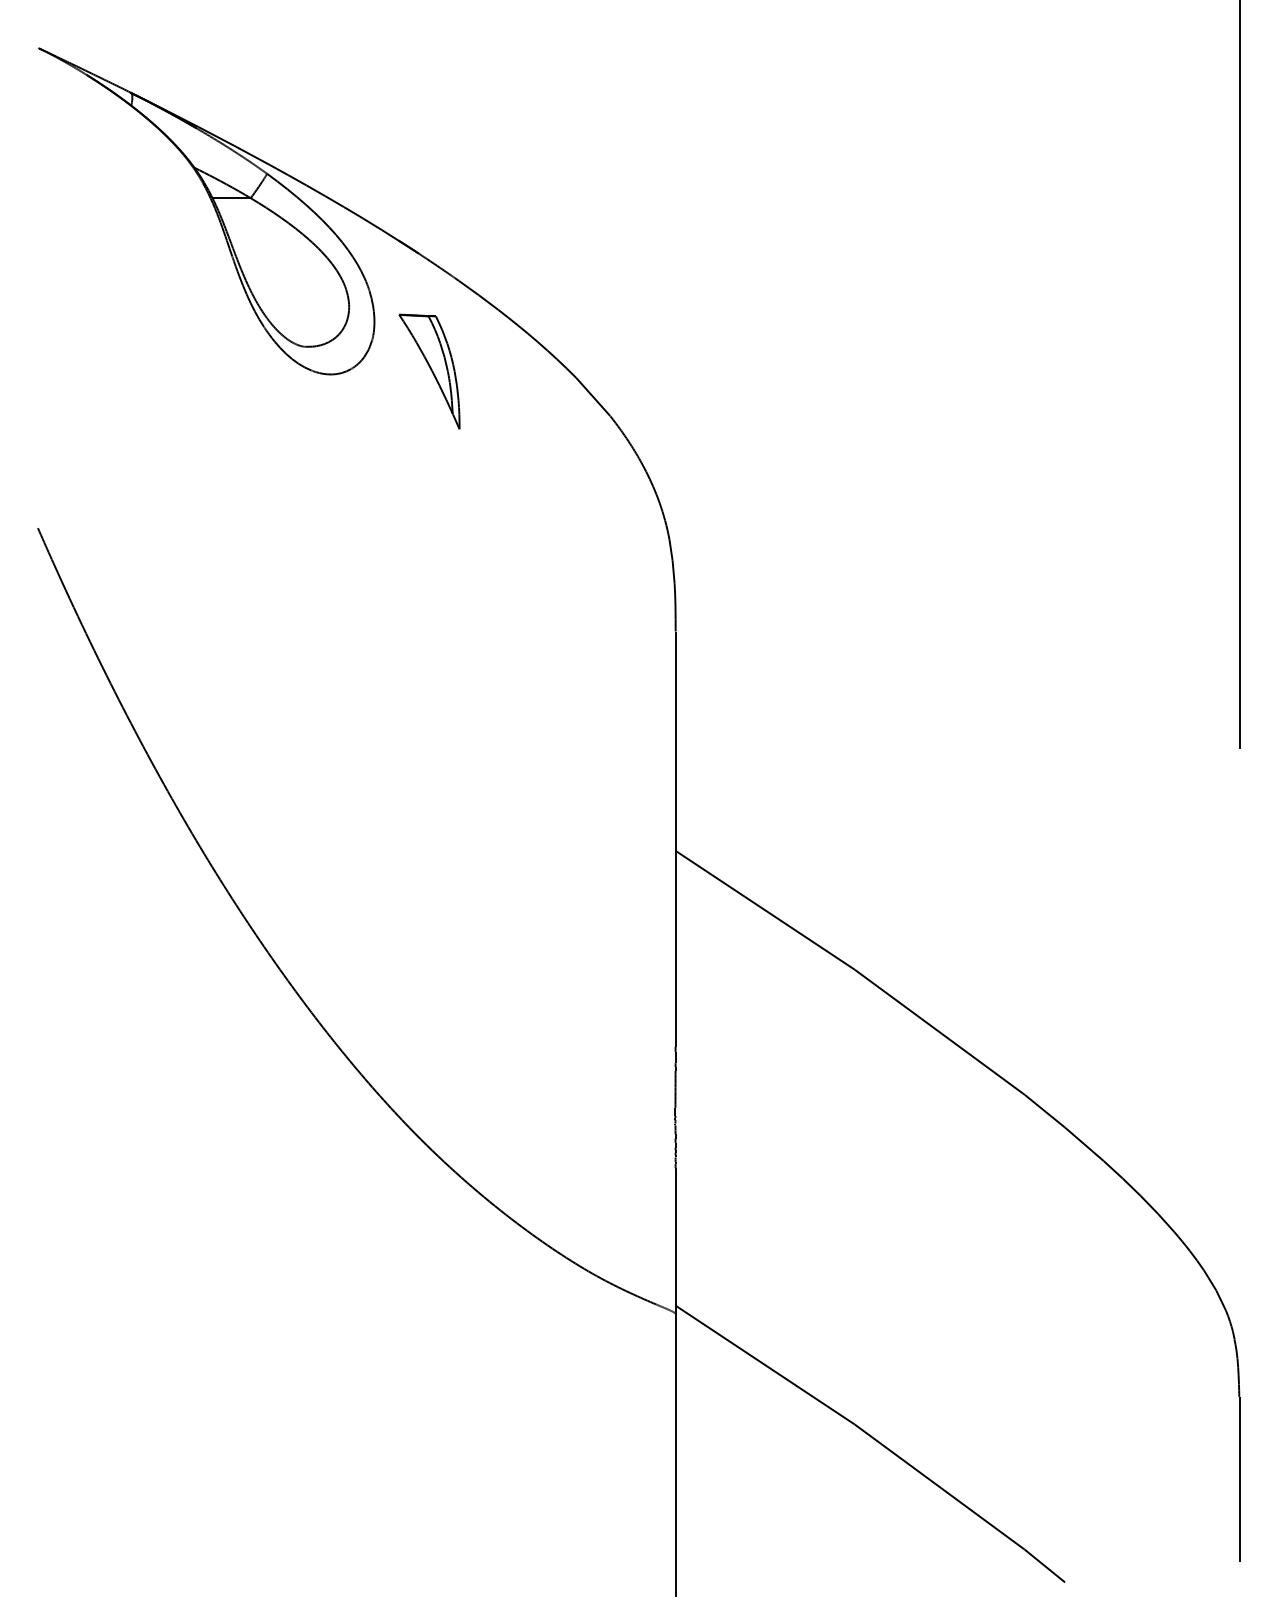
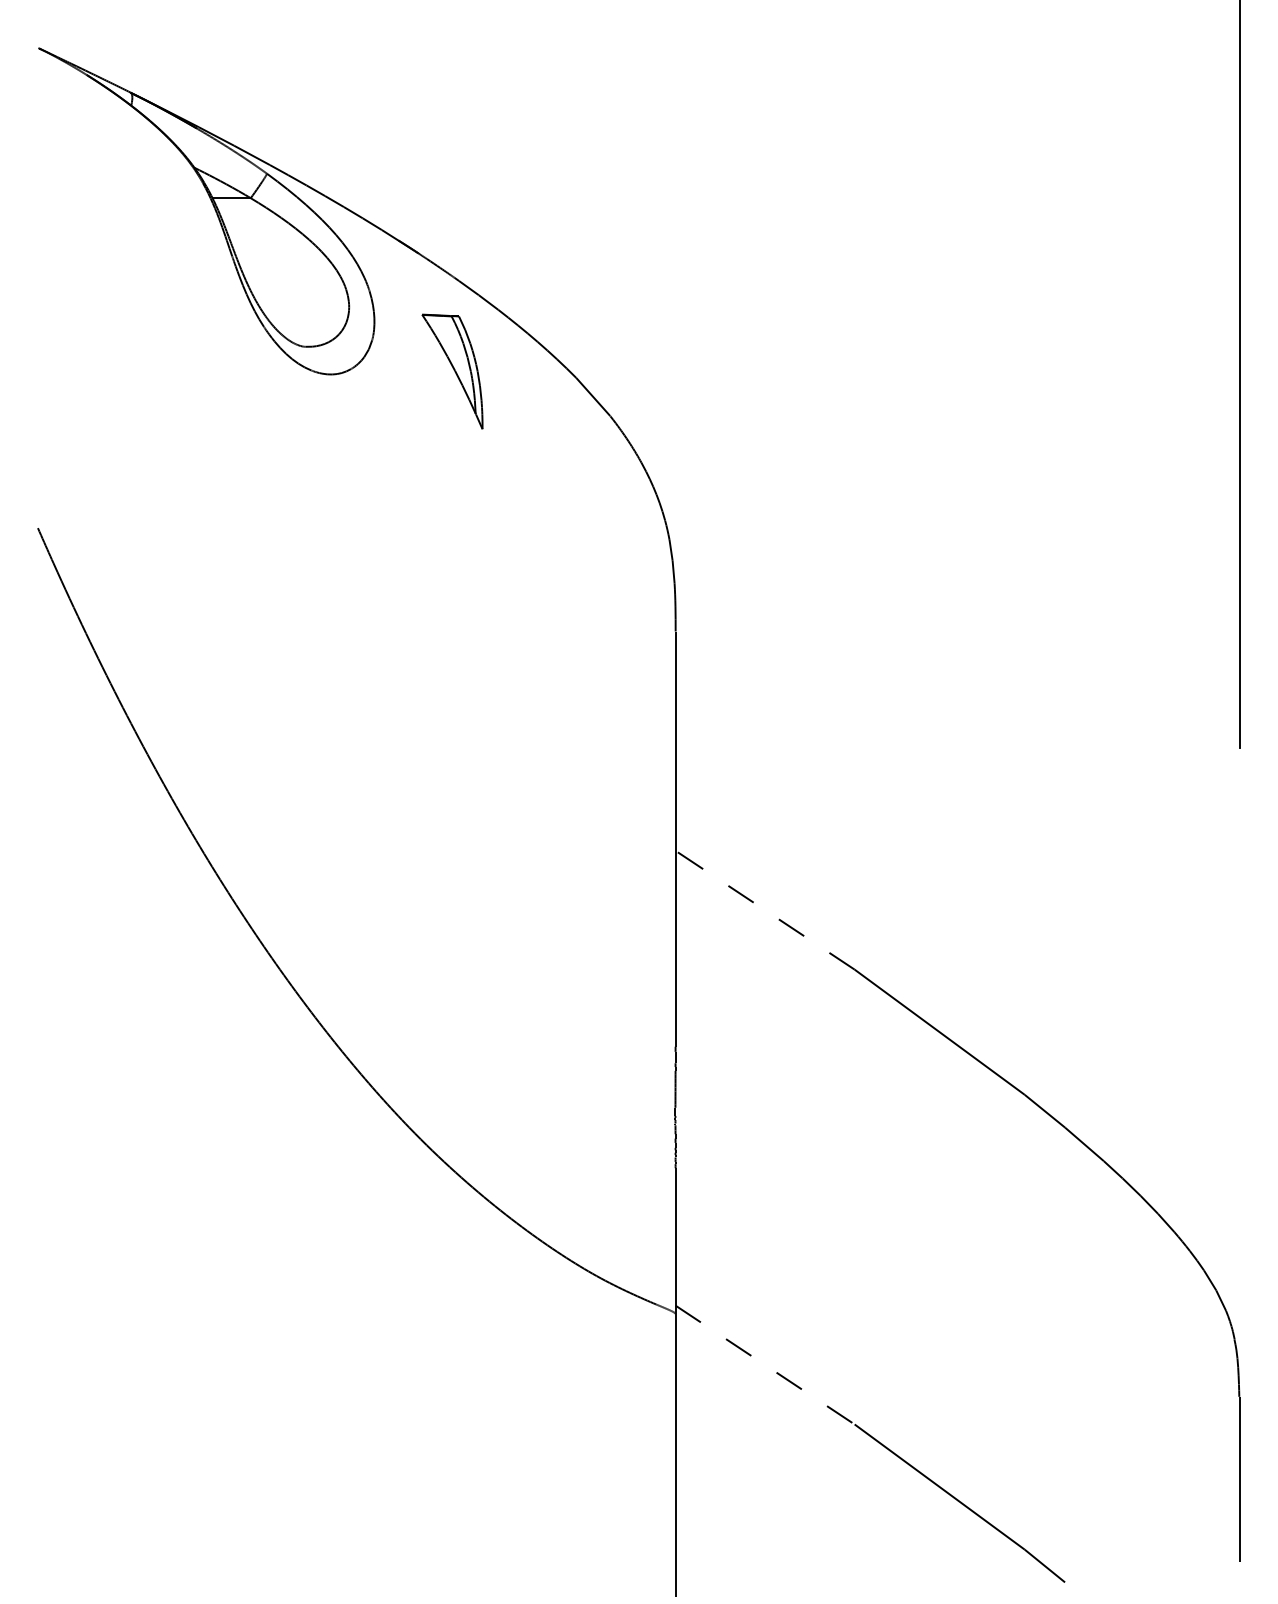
part position: (429, 371) -> (452, 371) (452, 371)
line: solid -> dashed (764, 909)
line: solid -> dashed (765, 1365)
